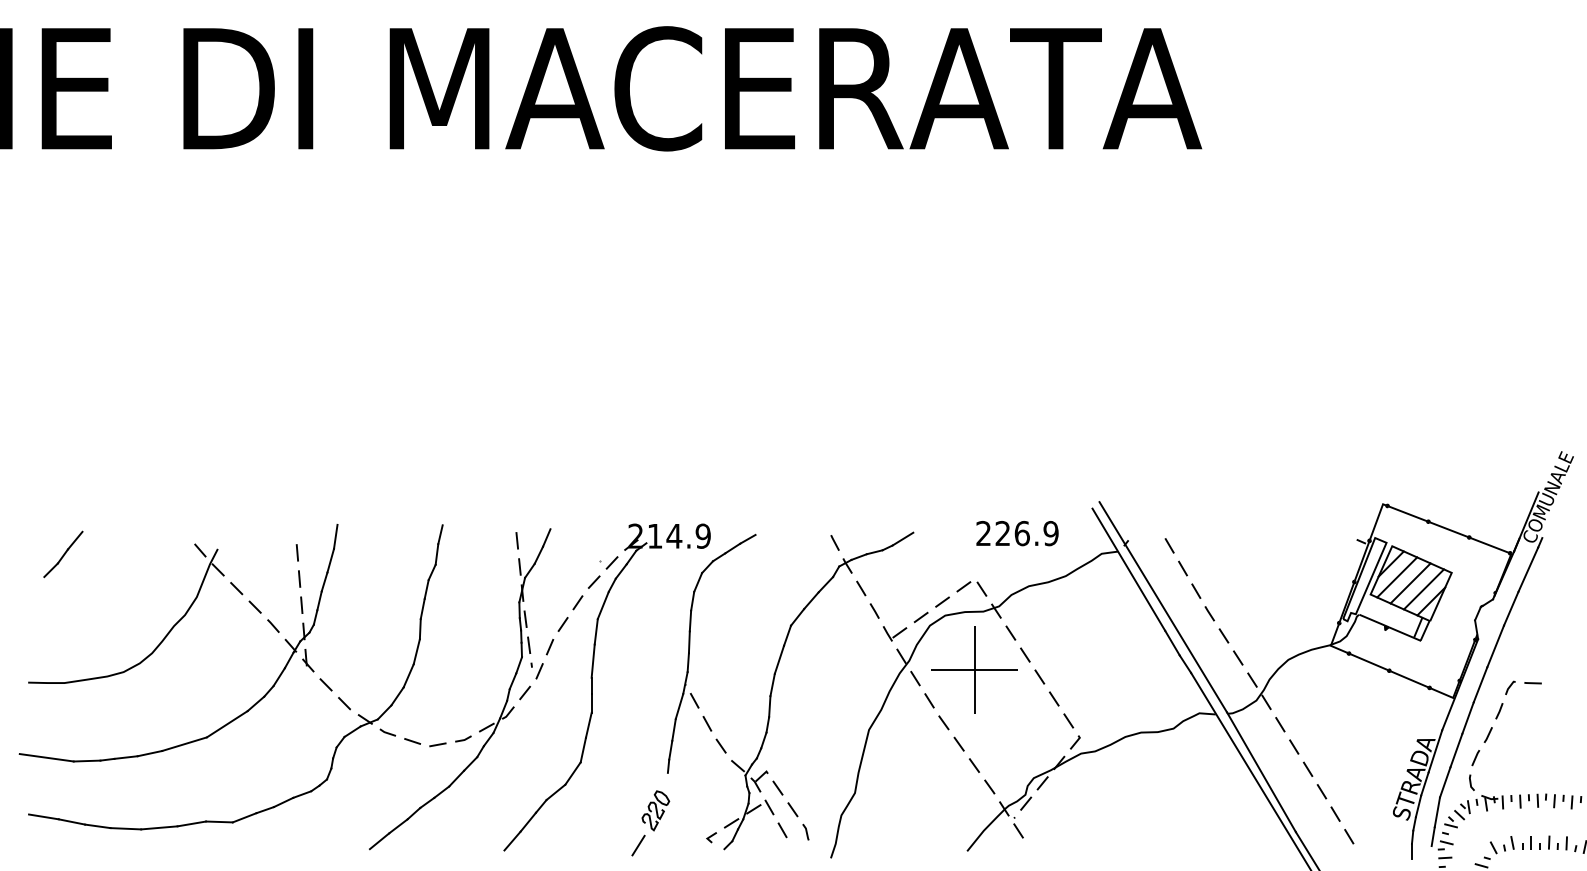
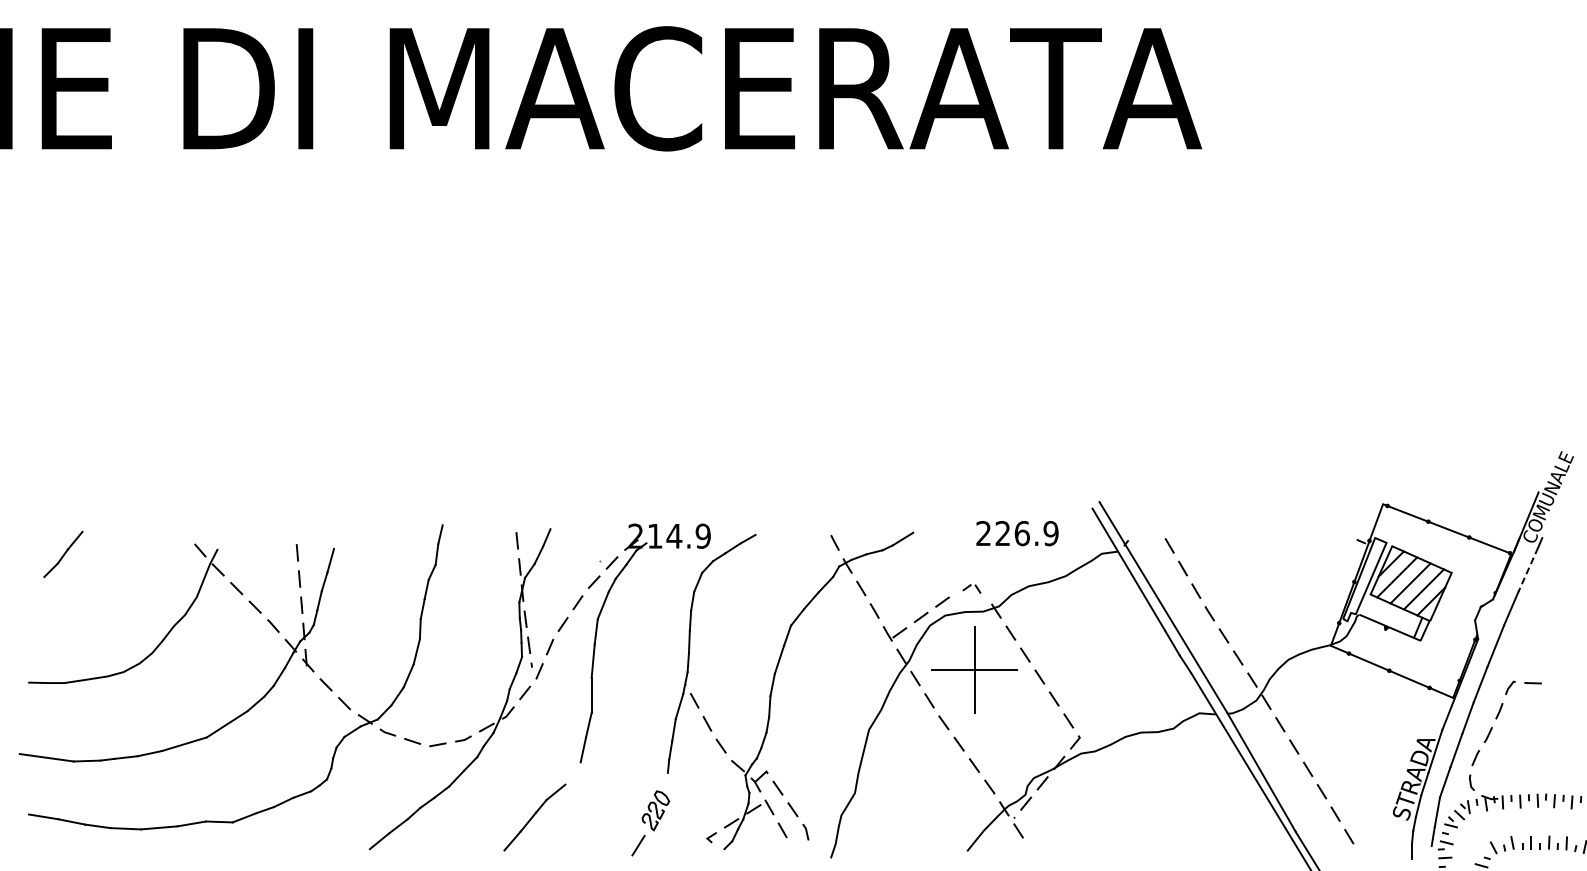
line: present -> none (335, 536)
line: solid -> dashed (1528, 570)
part size: 32x16 px -> 20x10 px (971, 588)
line: present -> none (572, 773)
